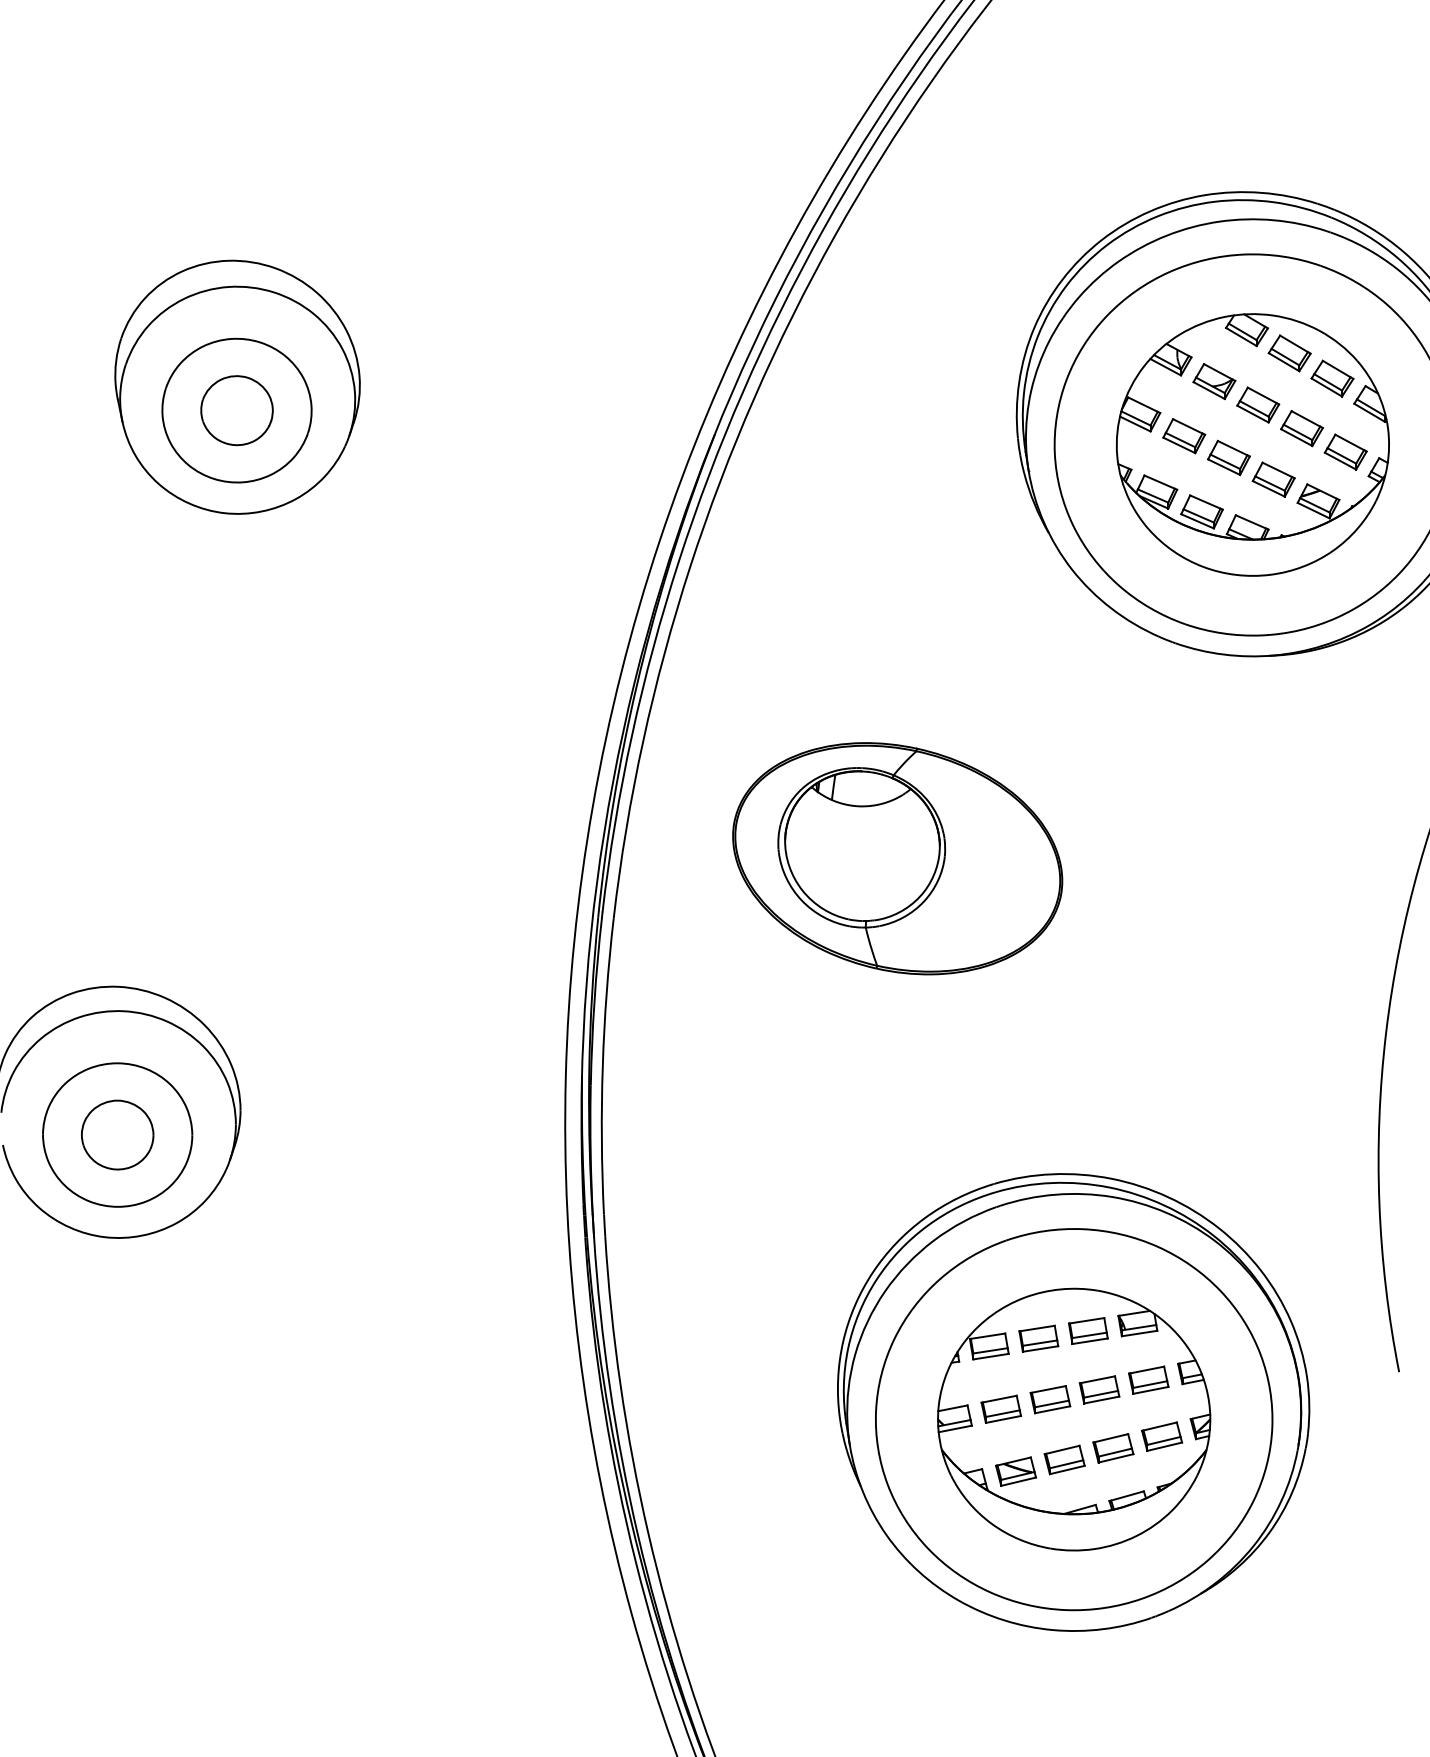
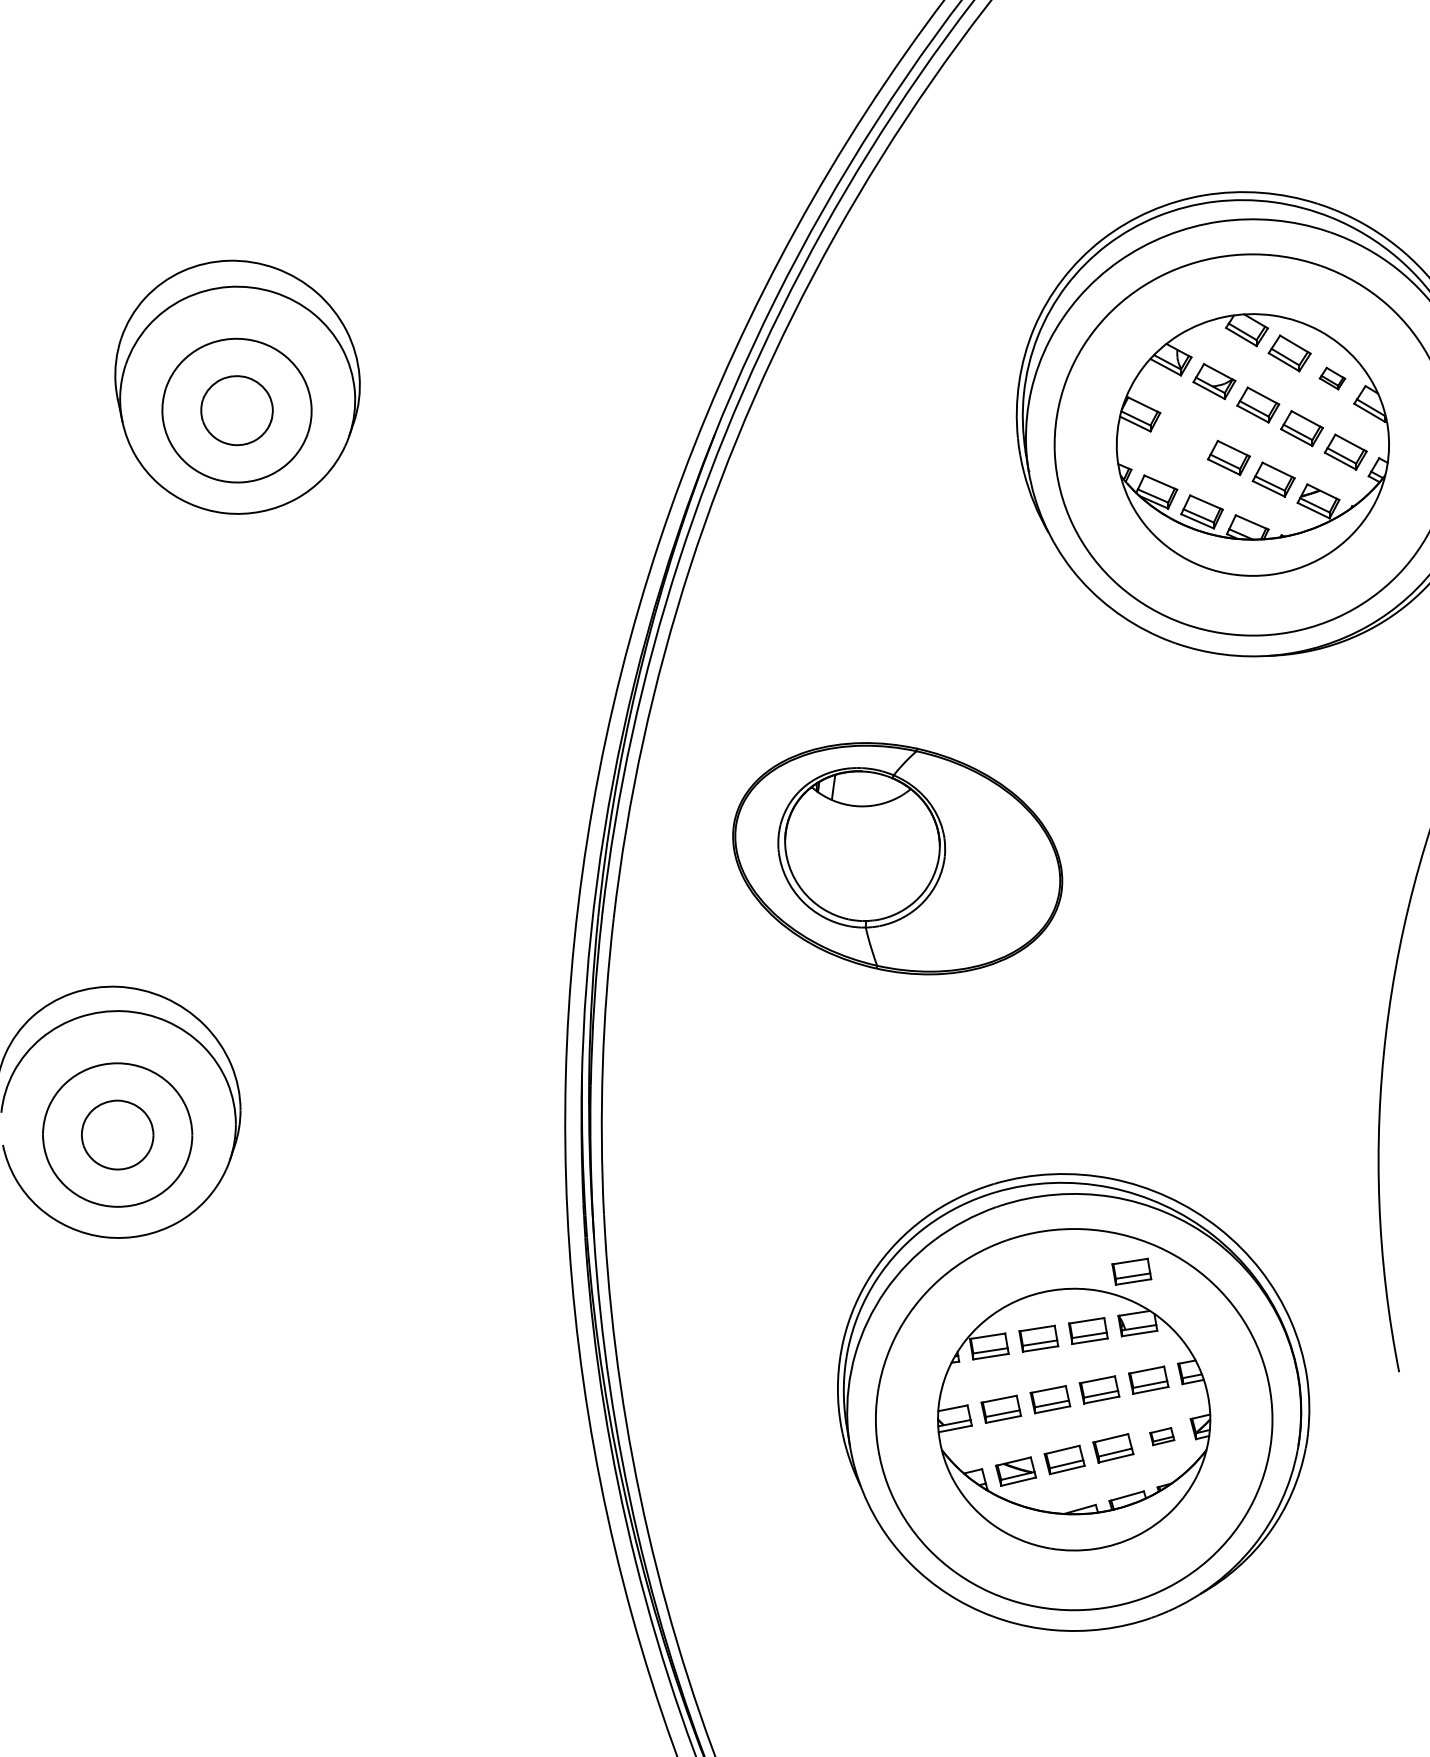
part size: 45x39 px -> 29x25 px (1332, 378)
part: present -> none (1184, 436)
part: none -> present (1131, 1271)
part size: 43x31 px -> 27x20 px (1162, 1436)
